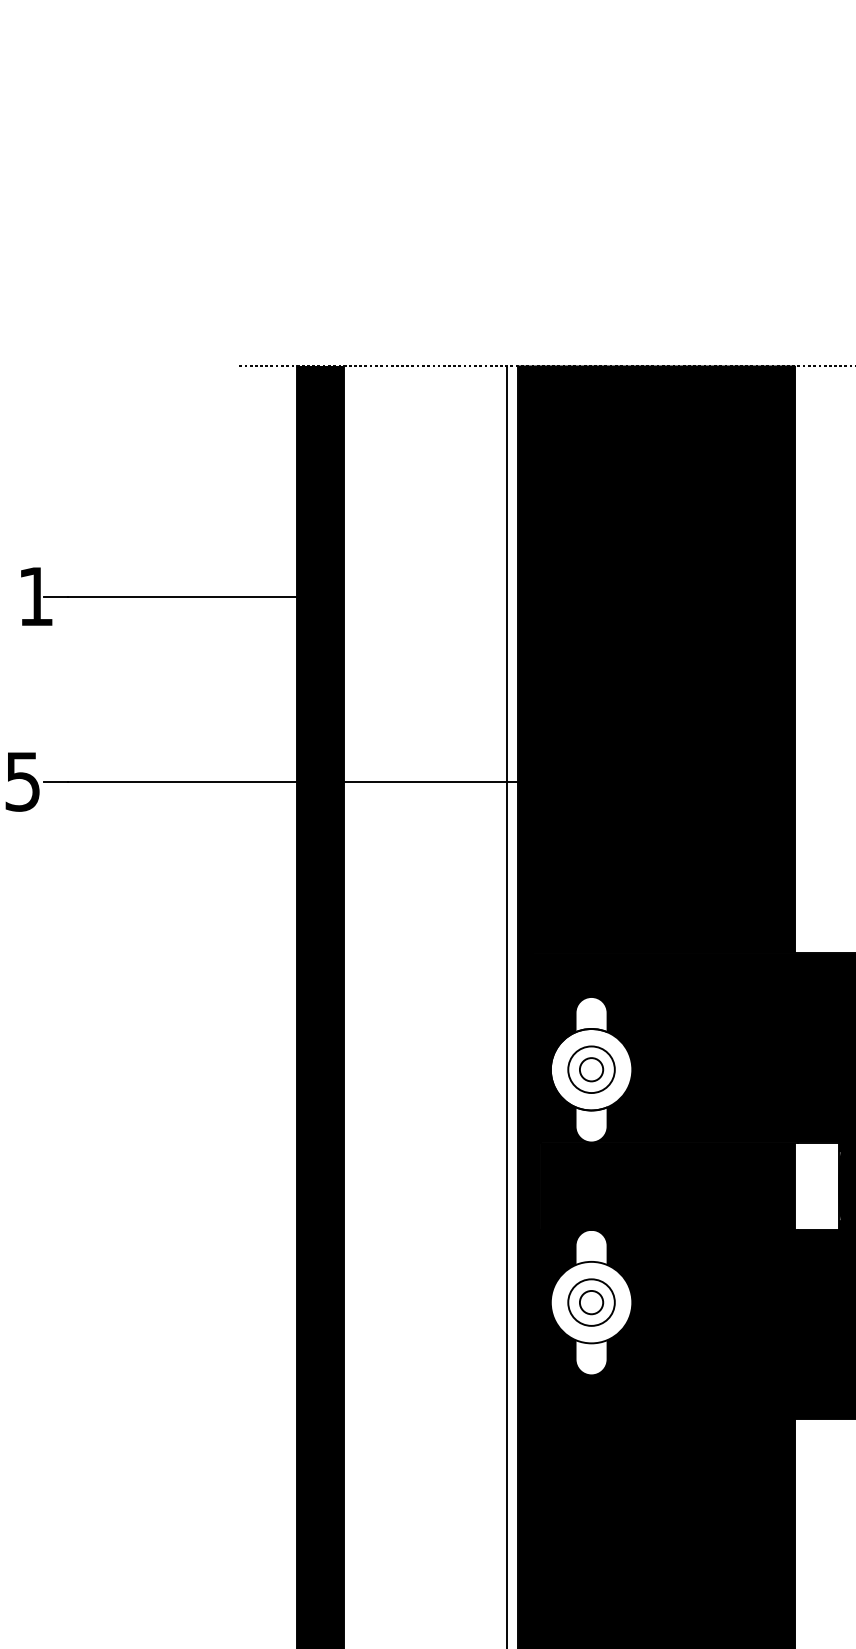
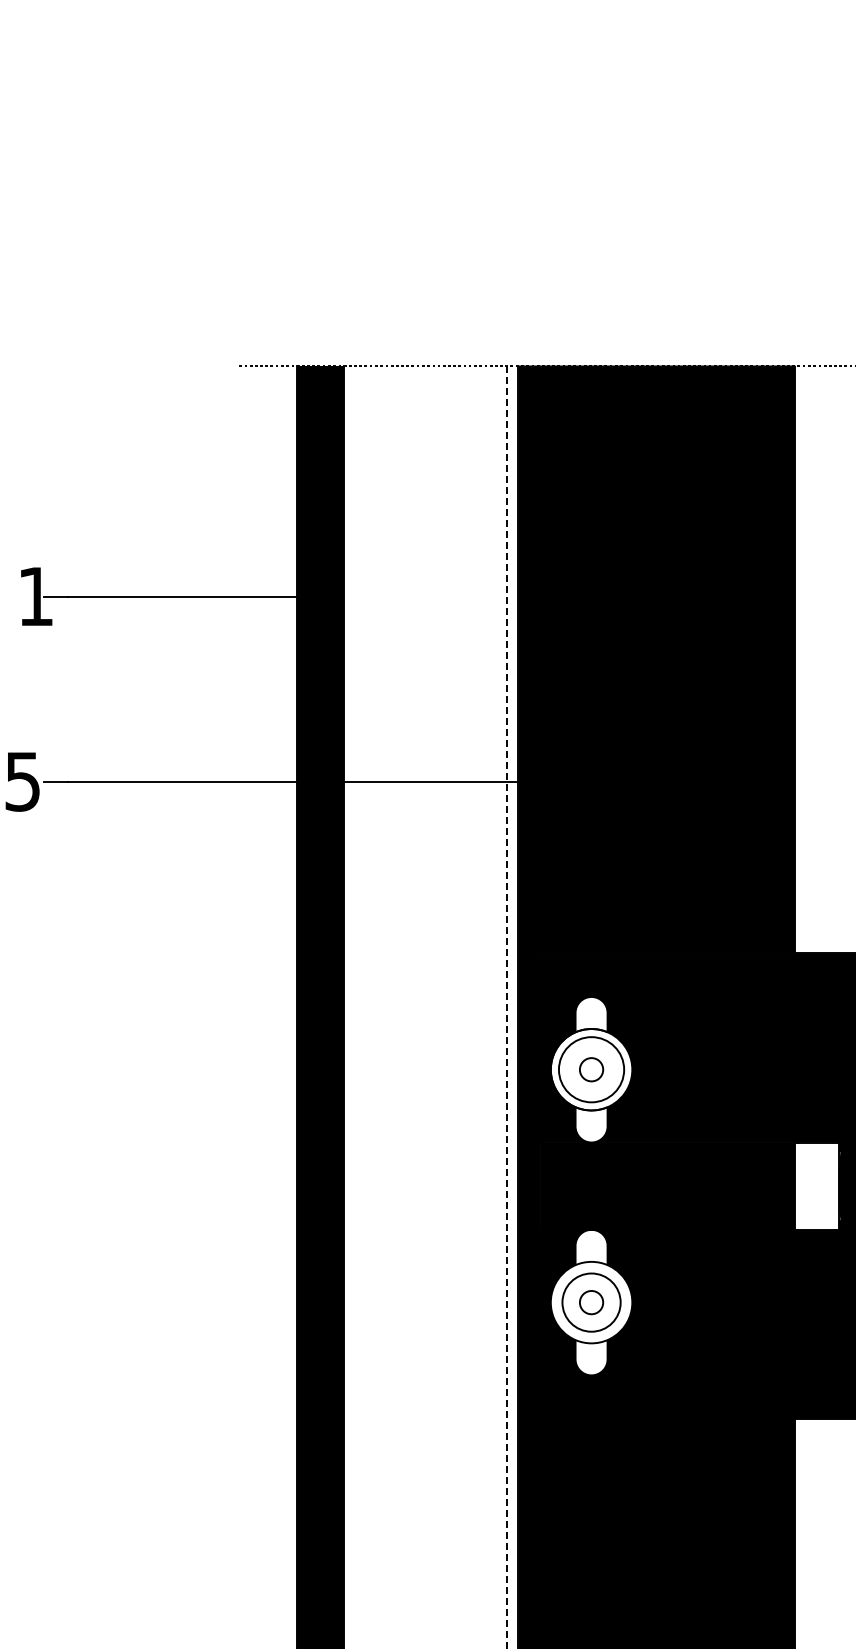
line: solid -> dashed (506, 1007)
circle diameter: 47 px -> 65 px (591, 1069)
circle diameter: 47 px -> 58 px (591, 1302)
